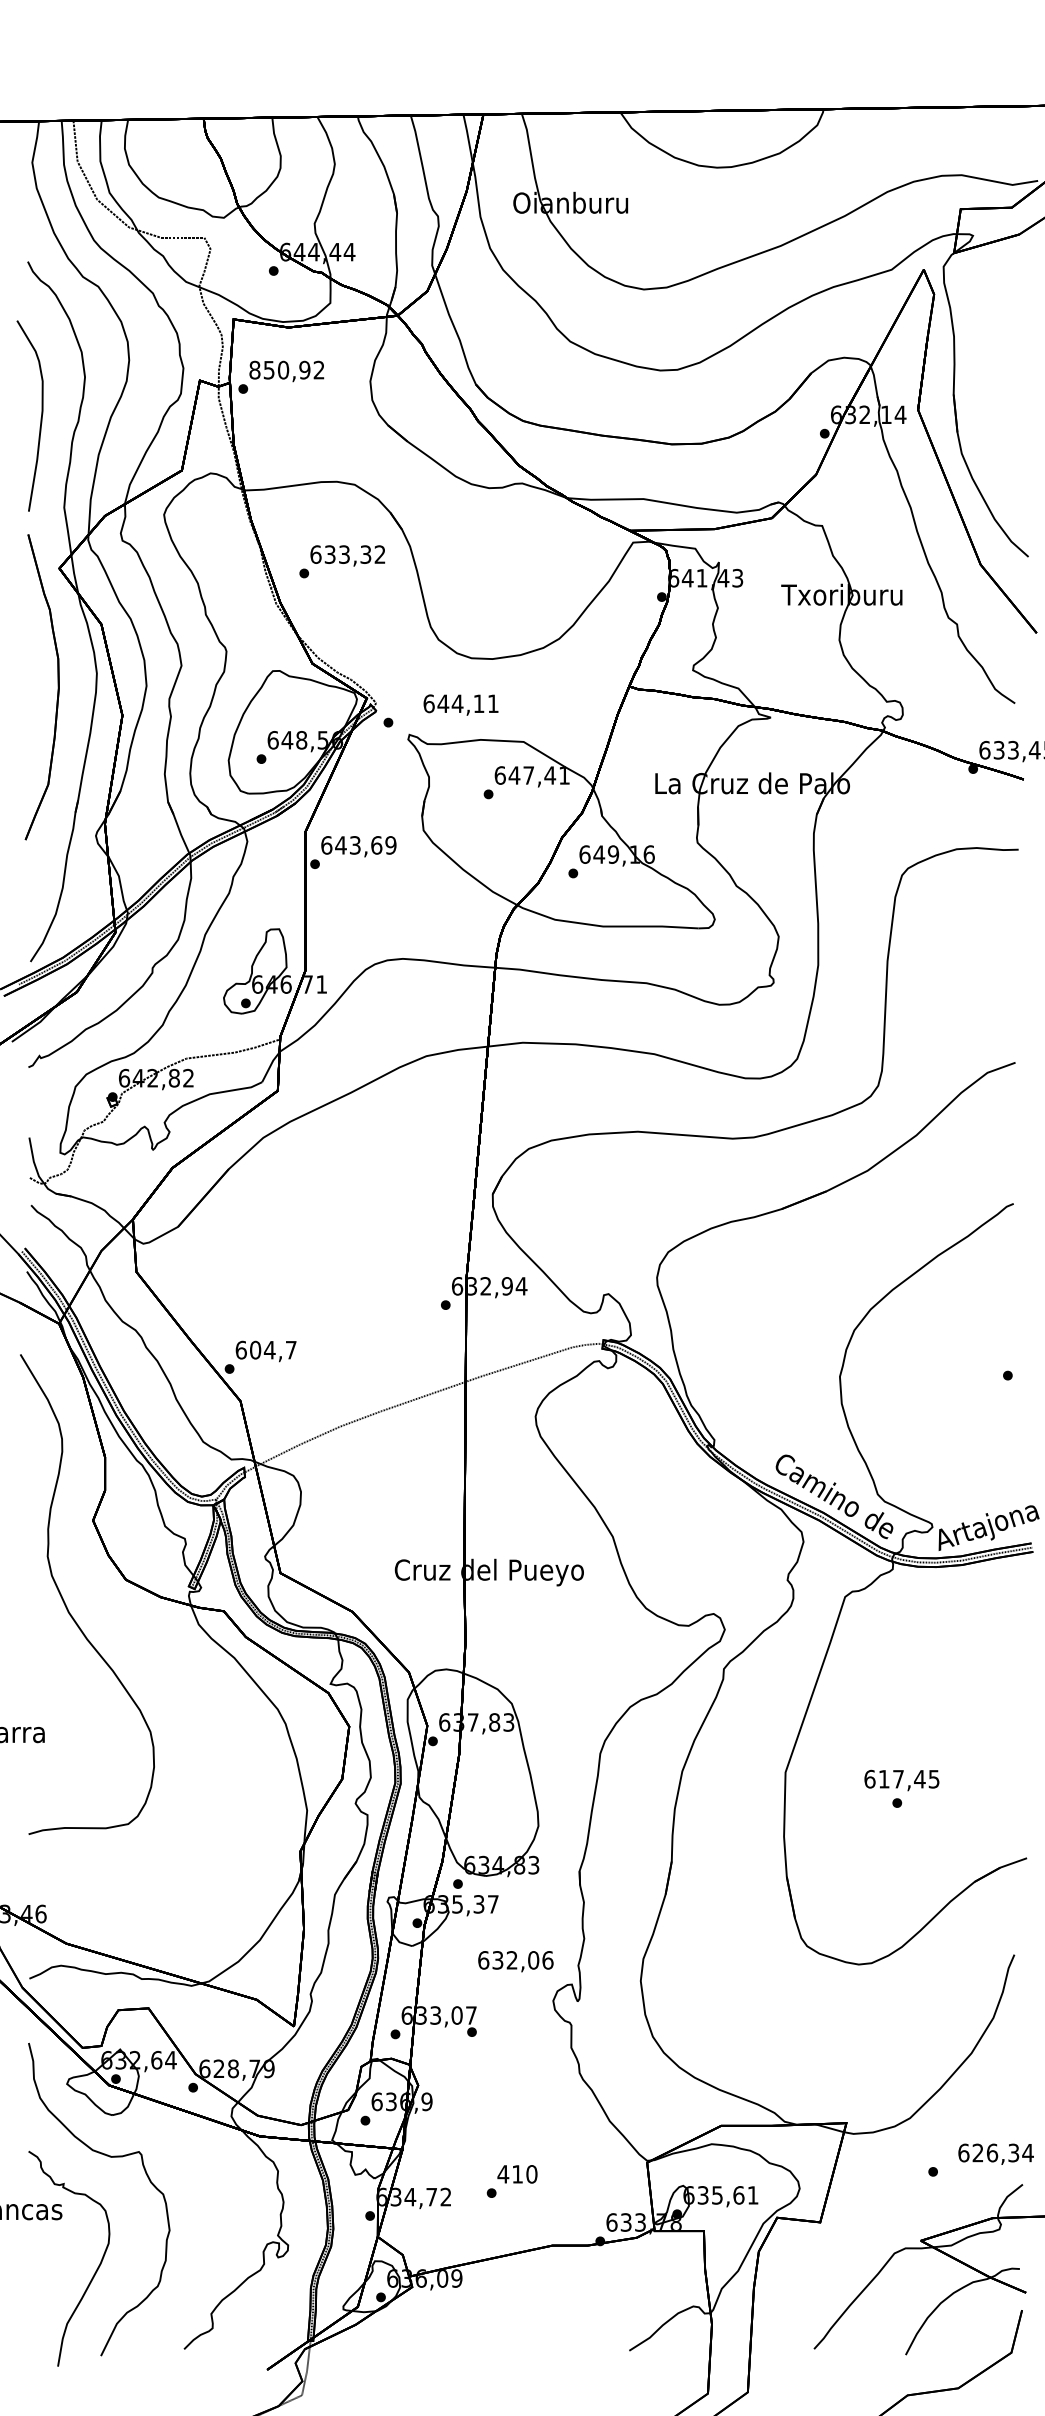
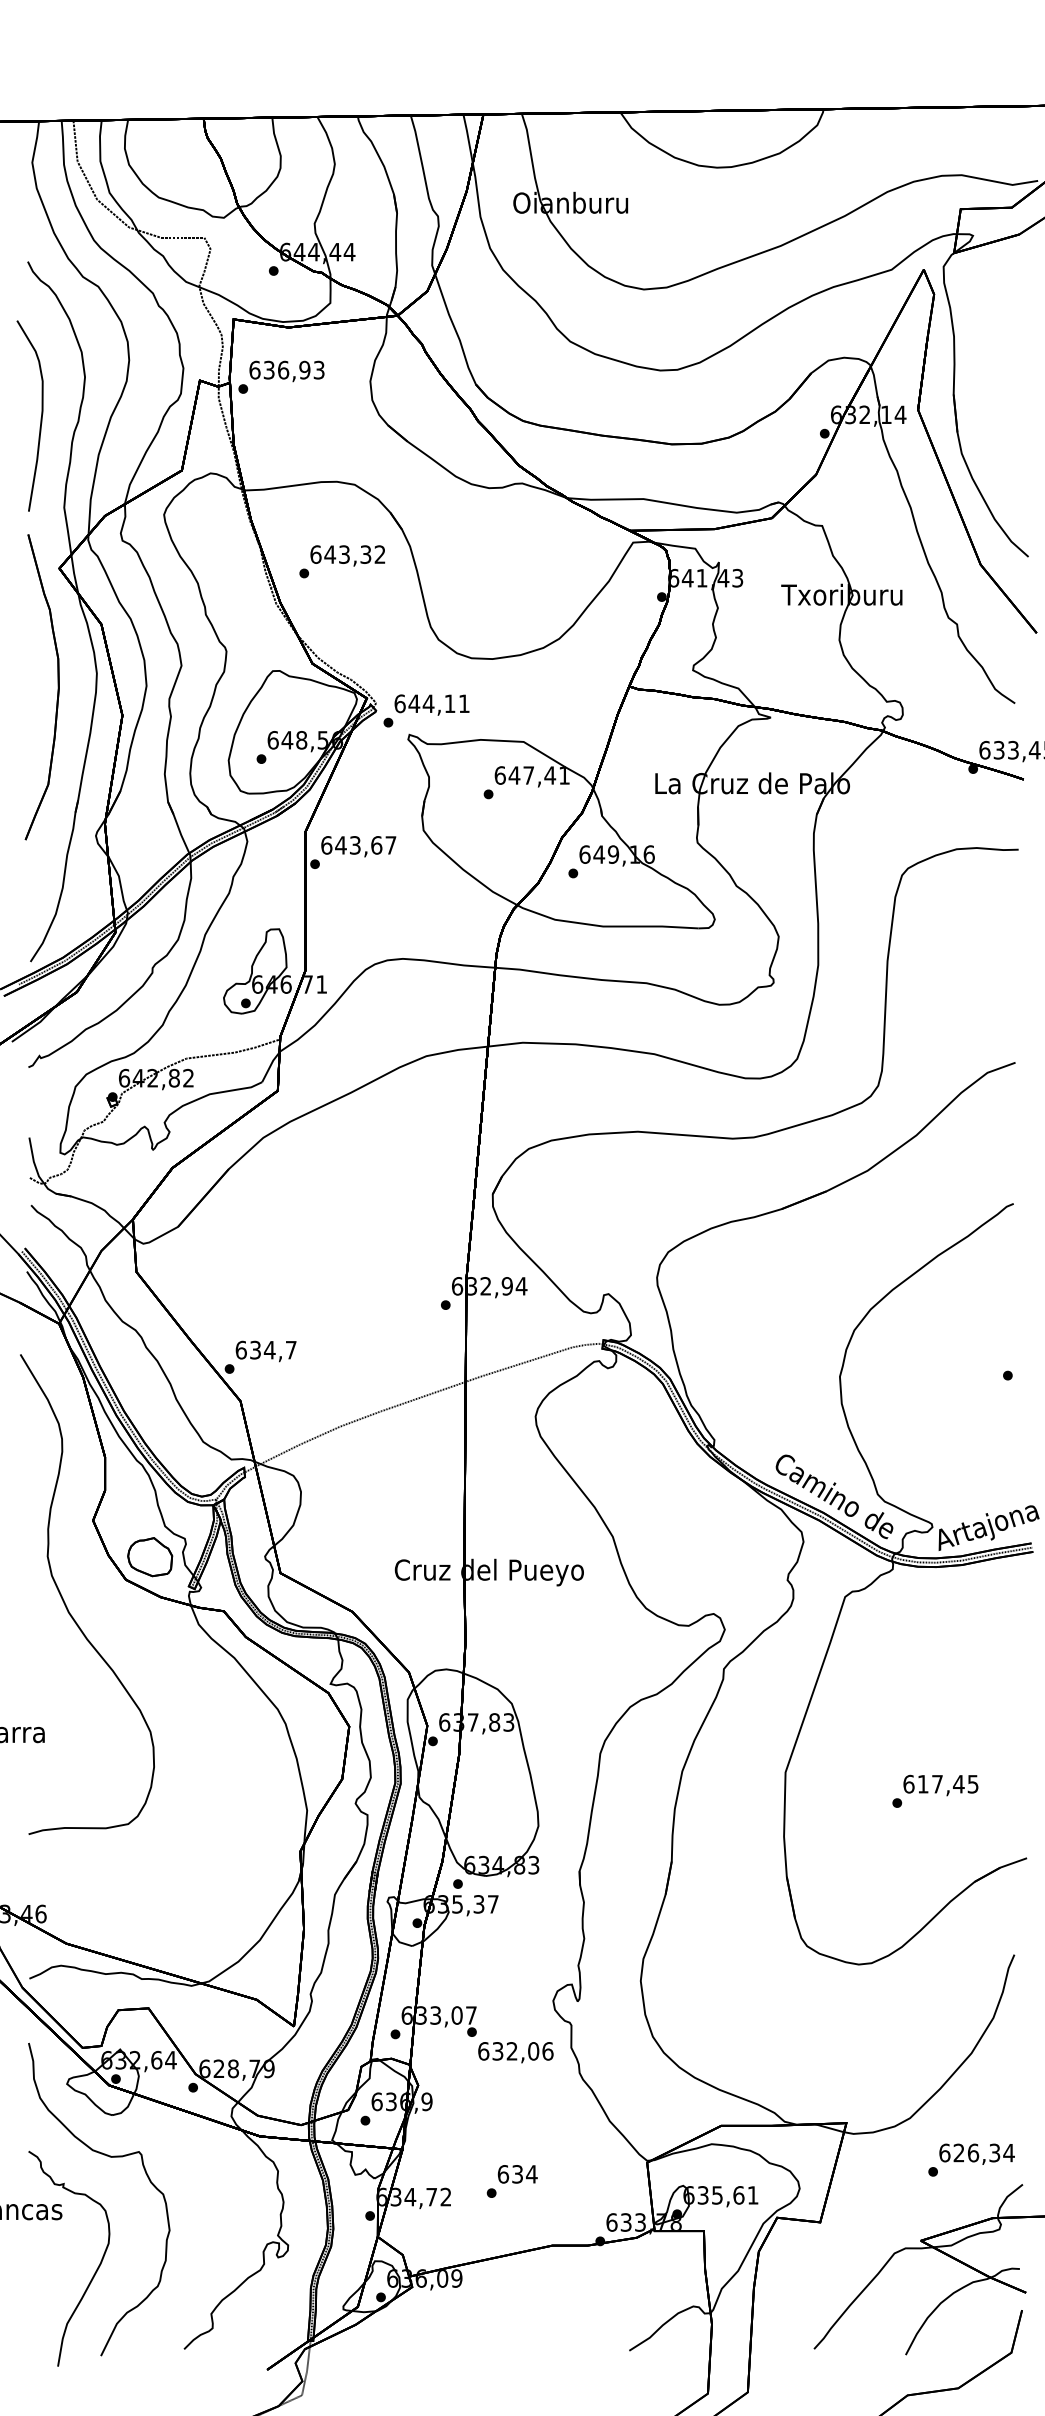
text: 850,92 -> 636,93 (286, 369)
text: 633,32 -> 643,32 (330, 554)
text position: (460, 704) -> (431, 704) (431, 704)
text: 643,69 -> 643,67 (390, 845)
text: 604,7 -> 634,7 (255, 1349)
part: none -> present (150, 1557)
text position: (901, 1780) -> (940, 1785) (940, 1785)
text position: (515, 1961) -> (515, 2052) (515, 2052)
text position: (995, 2153) -> (976, 2153) (976, 2153)
text: 410 -> 634 (517, 2174)
